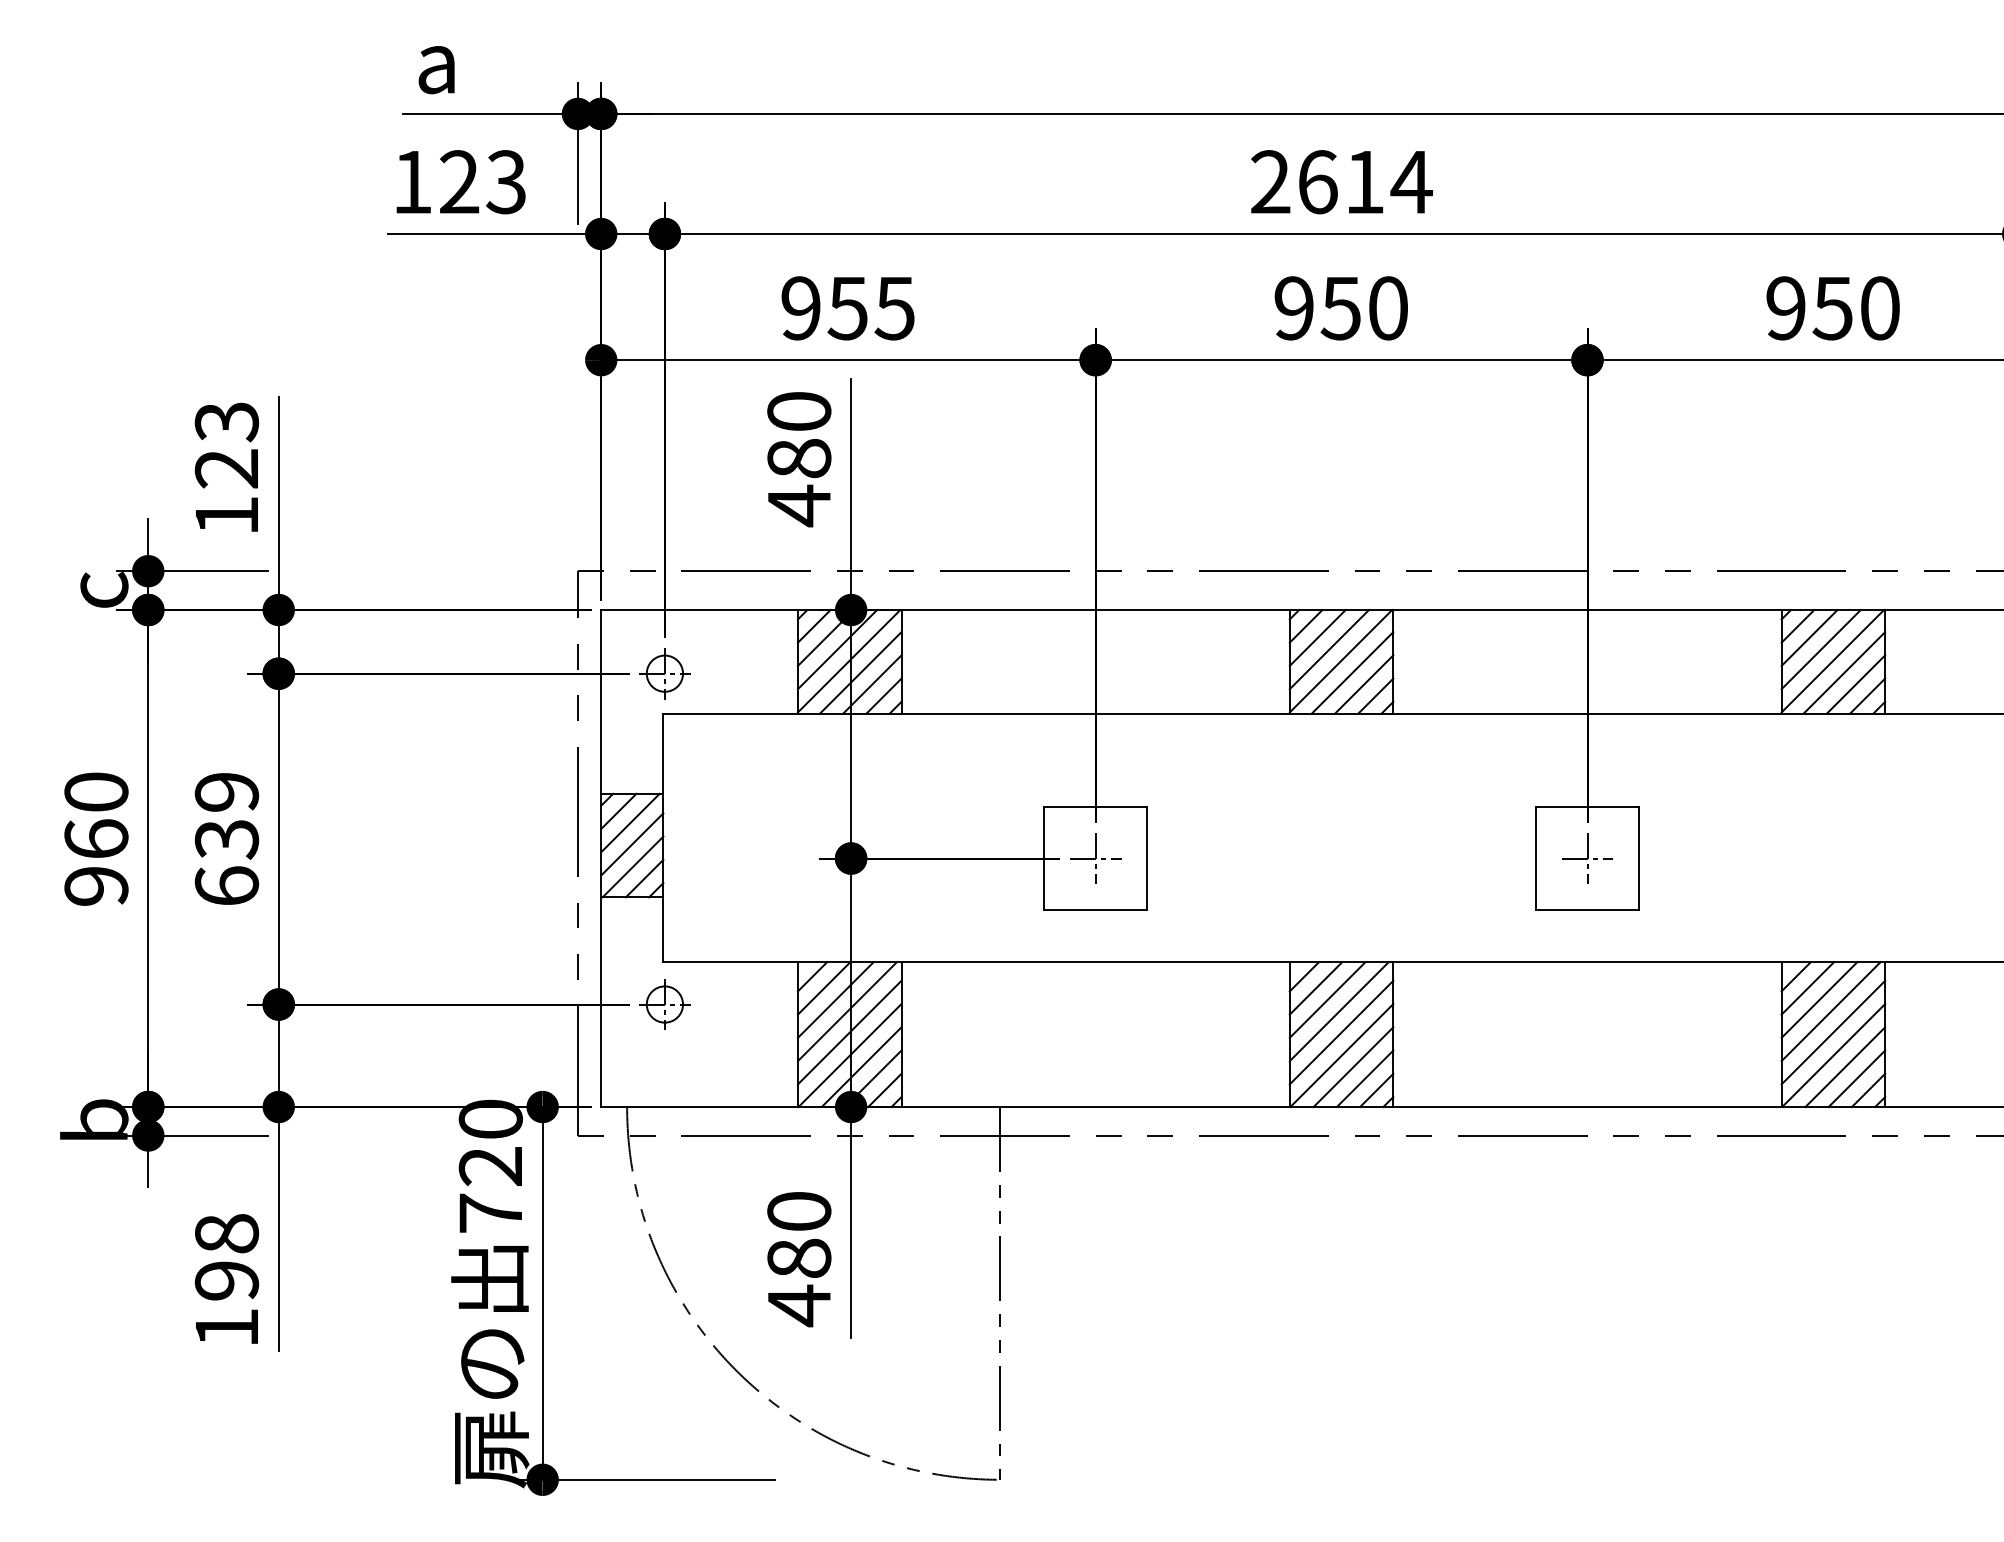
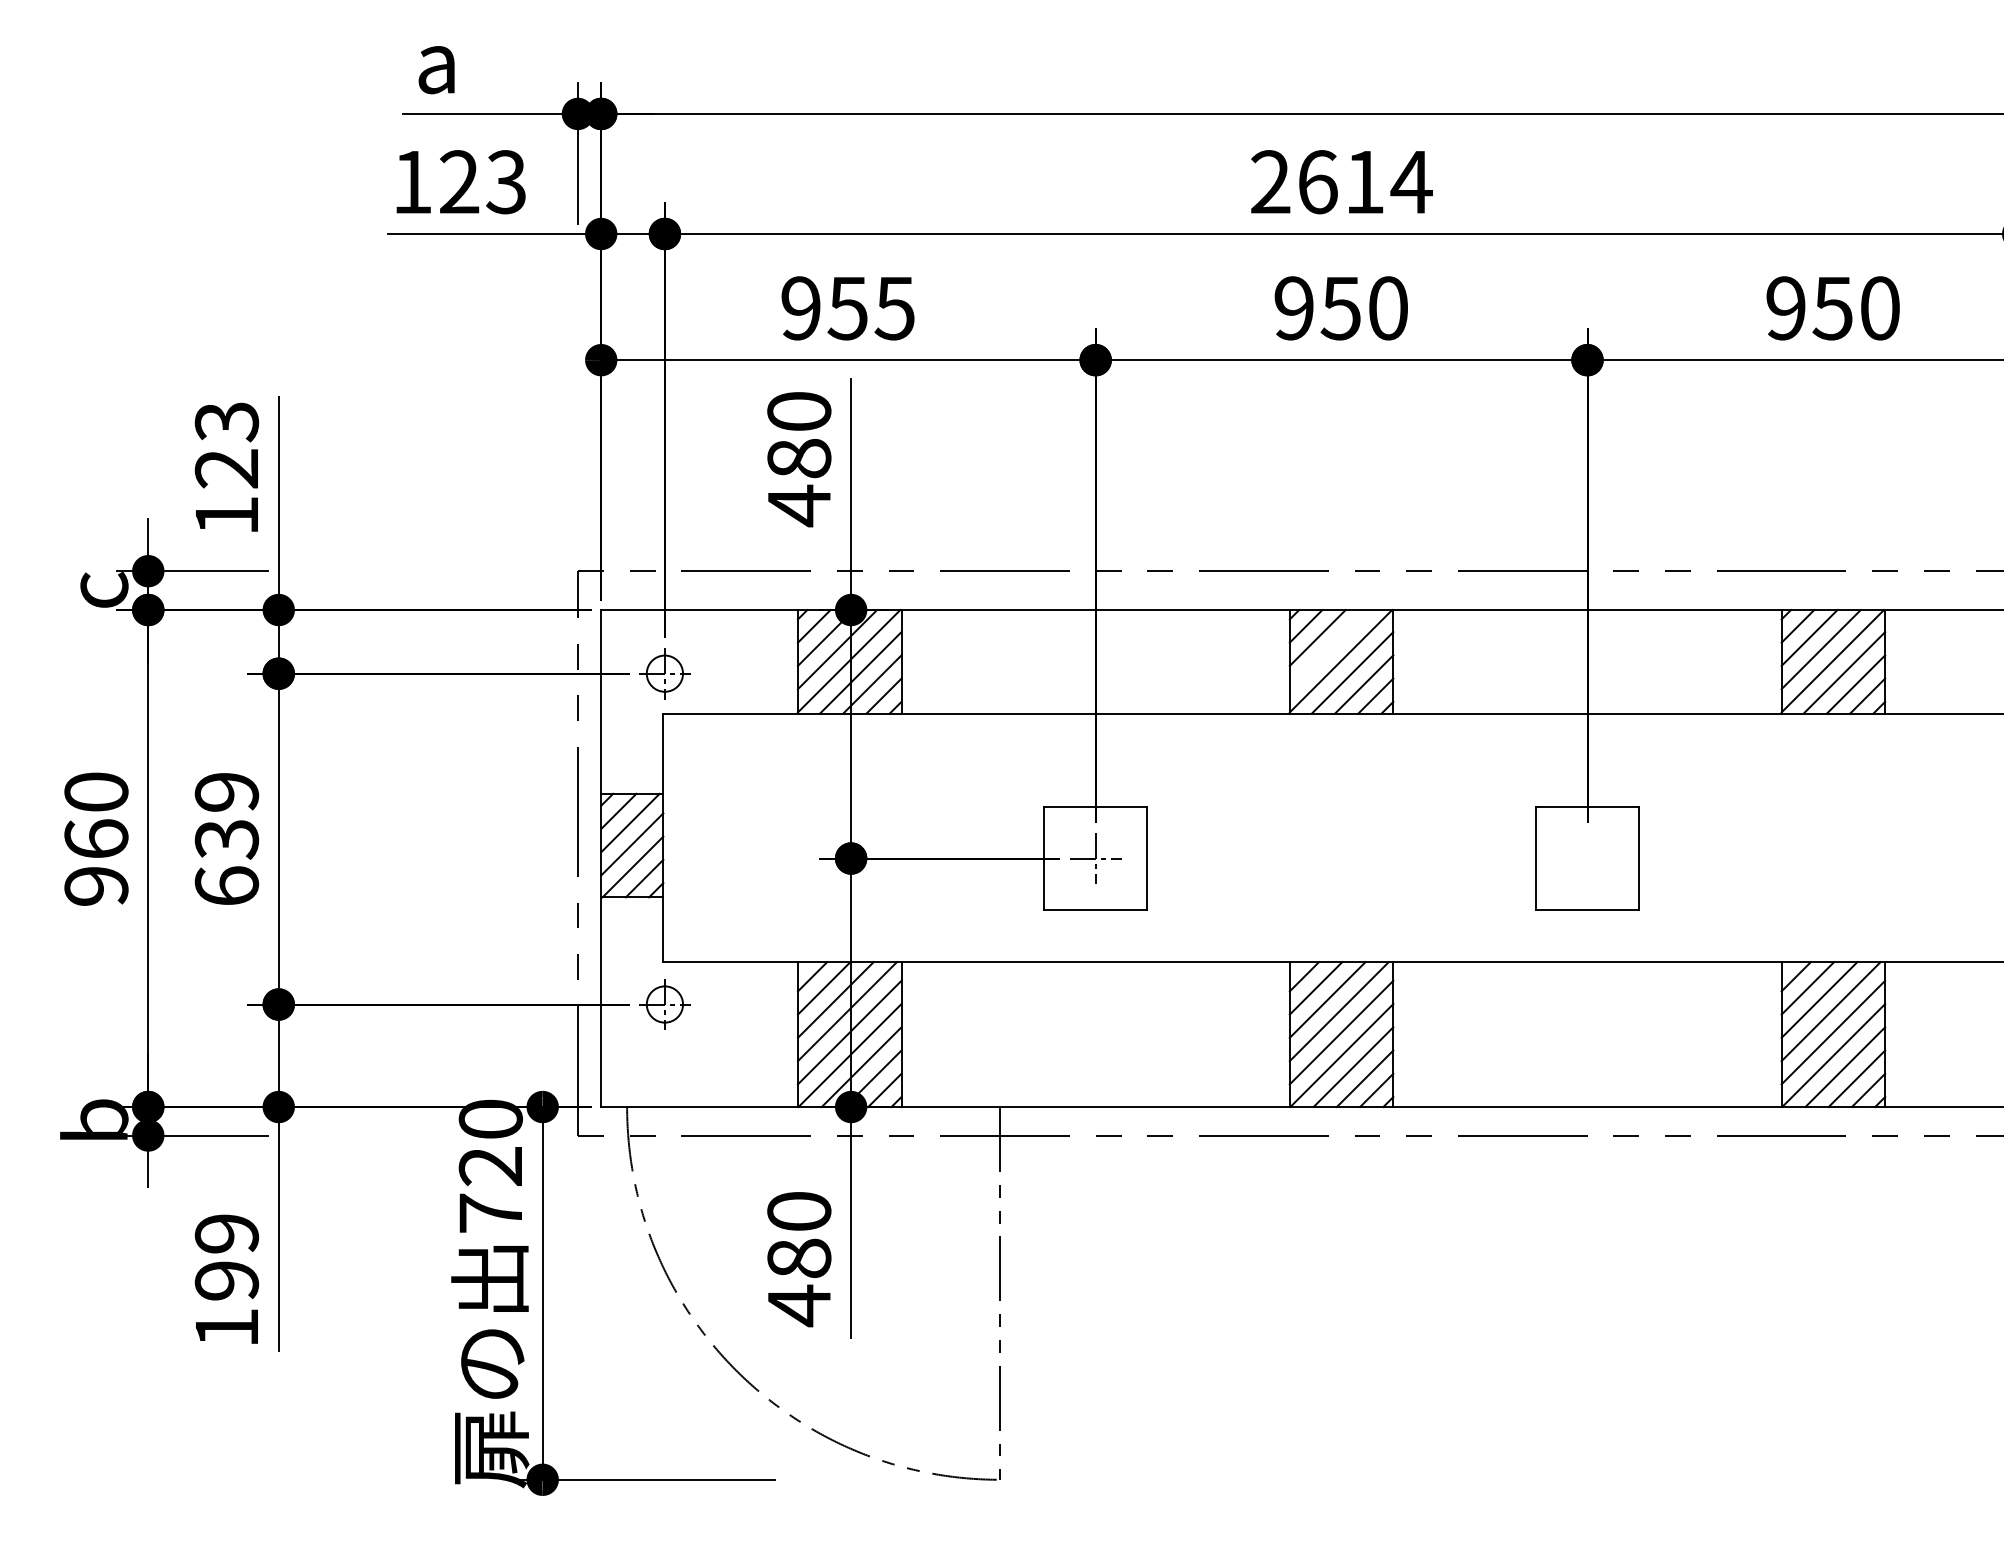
line: present -> none (1328, 649)
part: present -> none (1587, 858)
text: 198 -> 199 (226, 1233)
